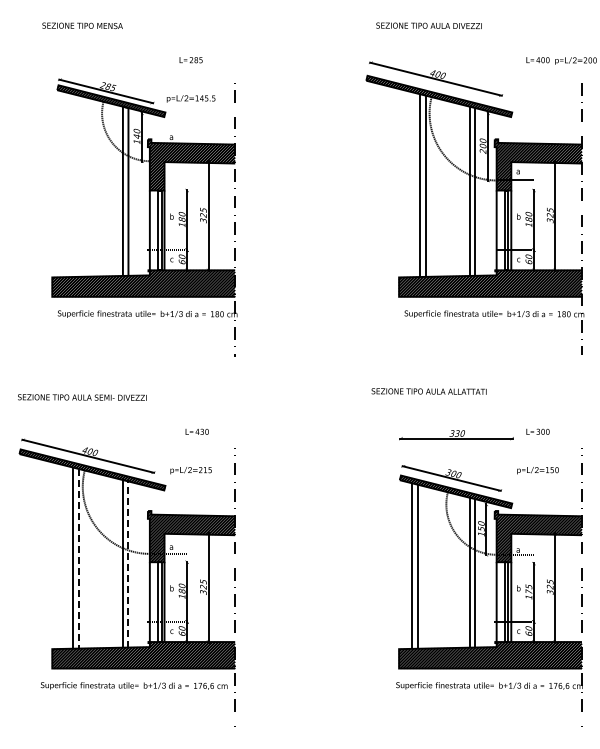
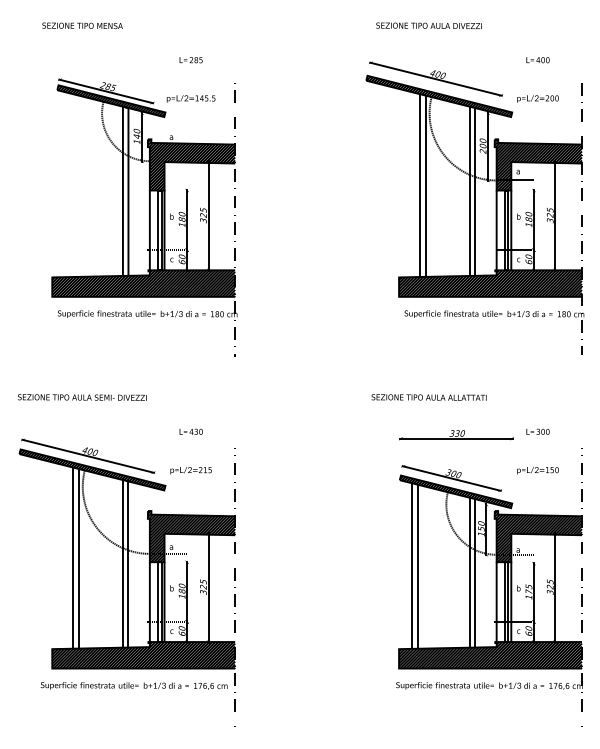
text position: (575, 60) -> (537, 98) (537, 98)
text position: (428, 391) -> (428, 397) (428, 397)
text position: (196, 431) -> (190, 431) (190, 431)
line: dashed -> solid (78, 558)
line: dashed -> solid (128, 563)
